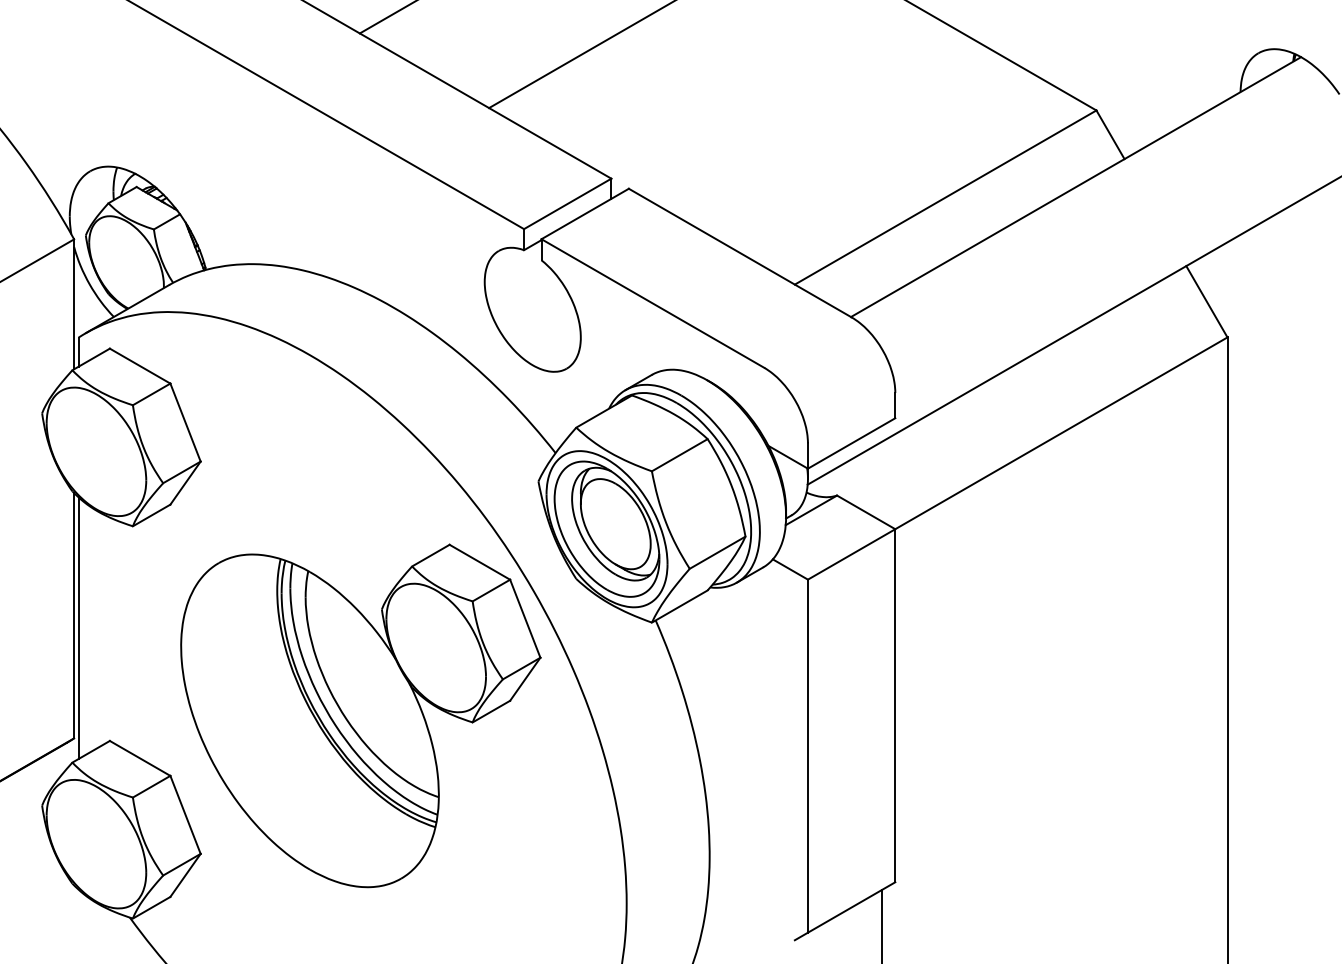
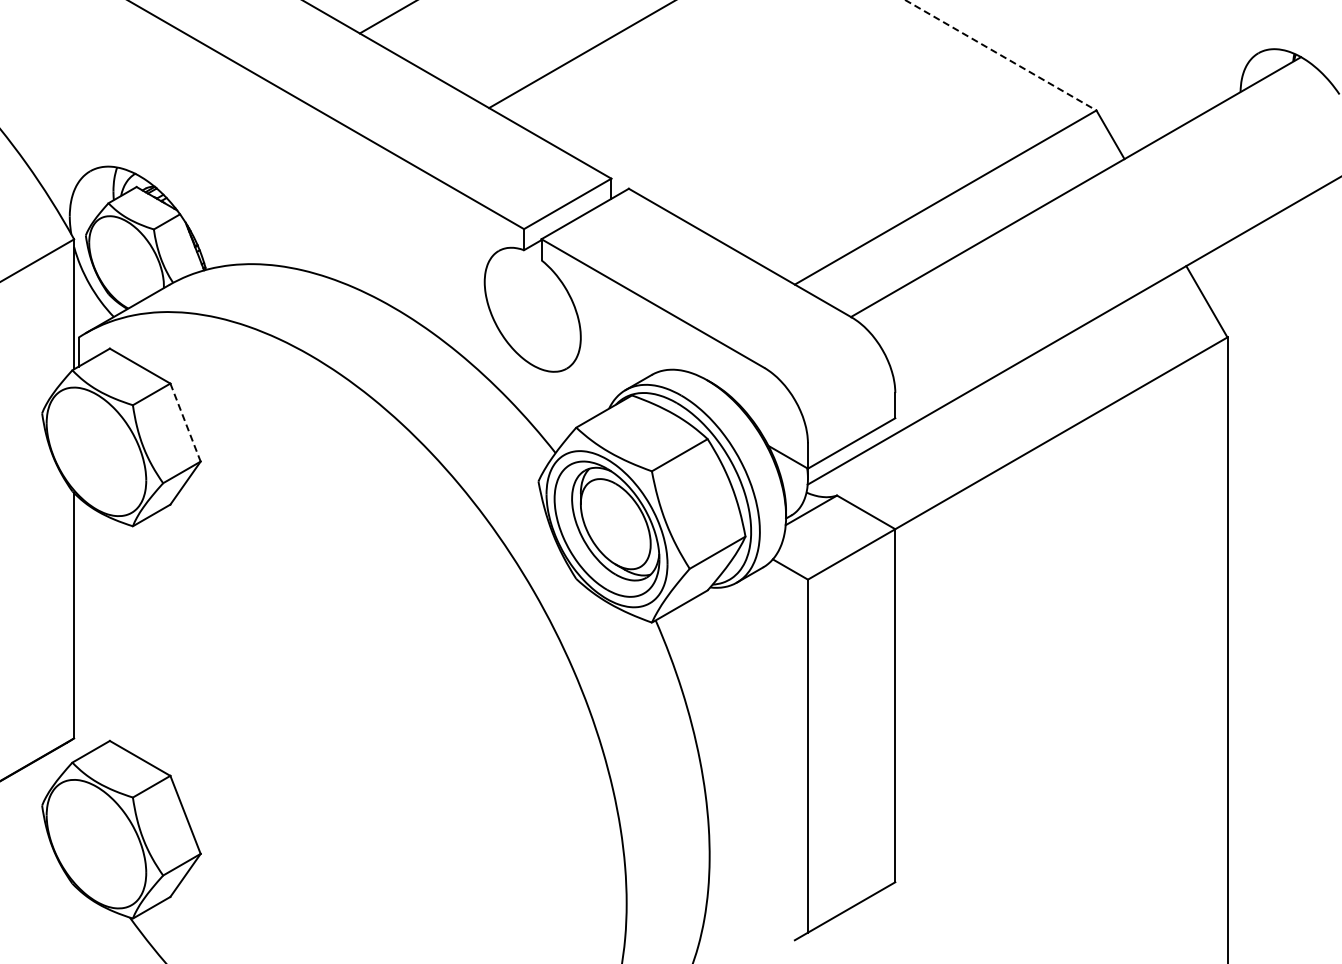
line: solid -> dashed (1001, 55)
line: solid -> dashed (185, 422)
line: present -> none (78, 628)
part: present -> none (360, 715)
line: present -> none (882, 924)
